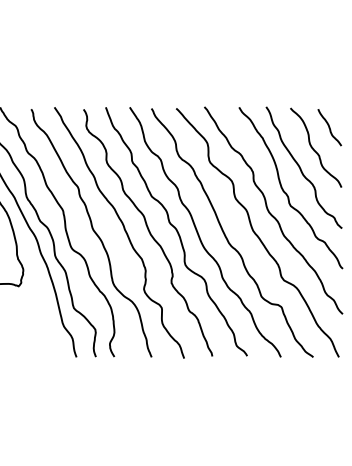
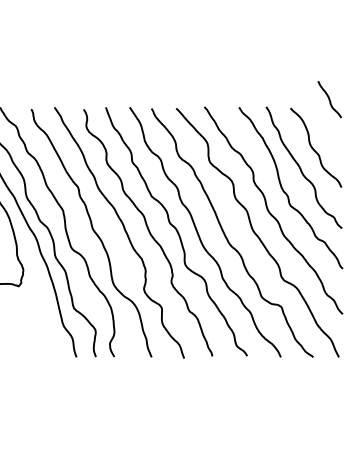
curve position: (329, 127) -> (329, 99) (329, 99)
